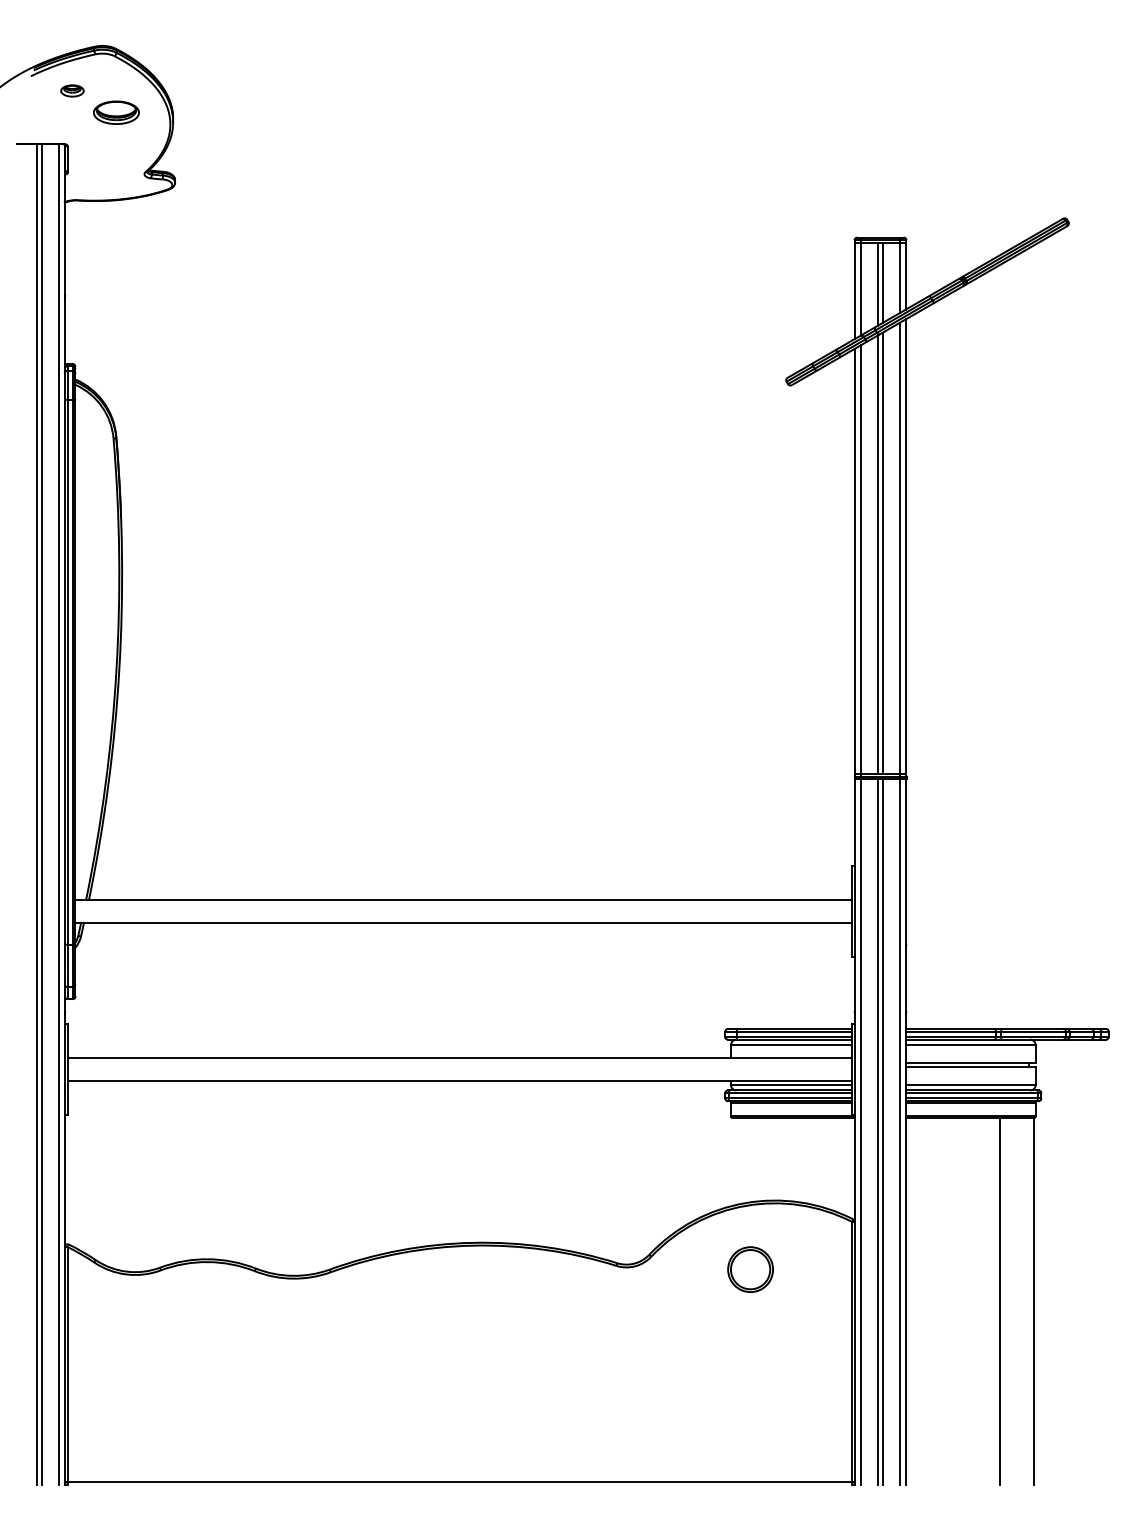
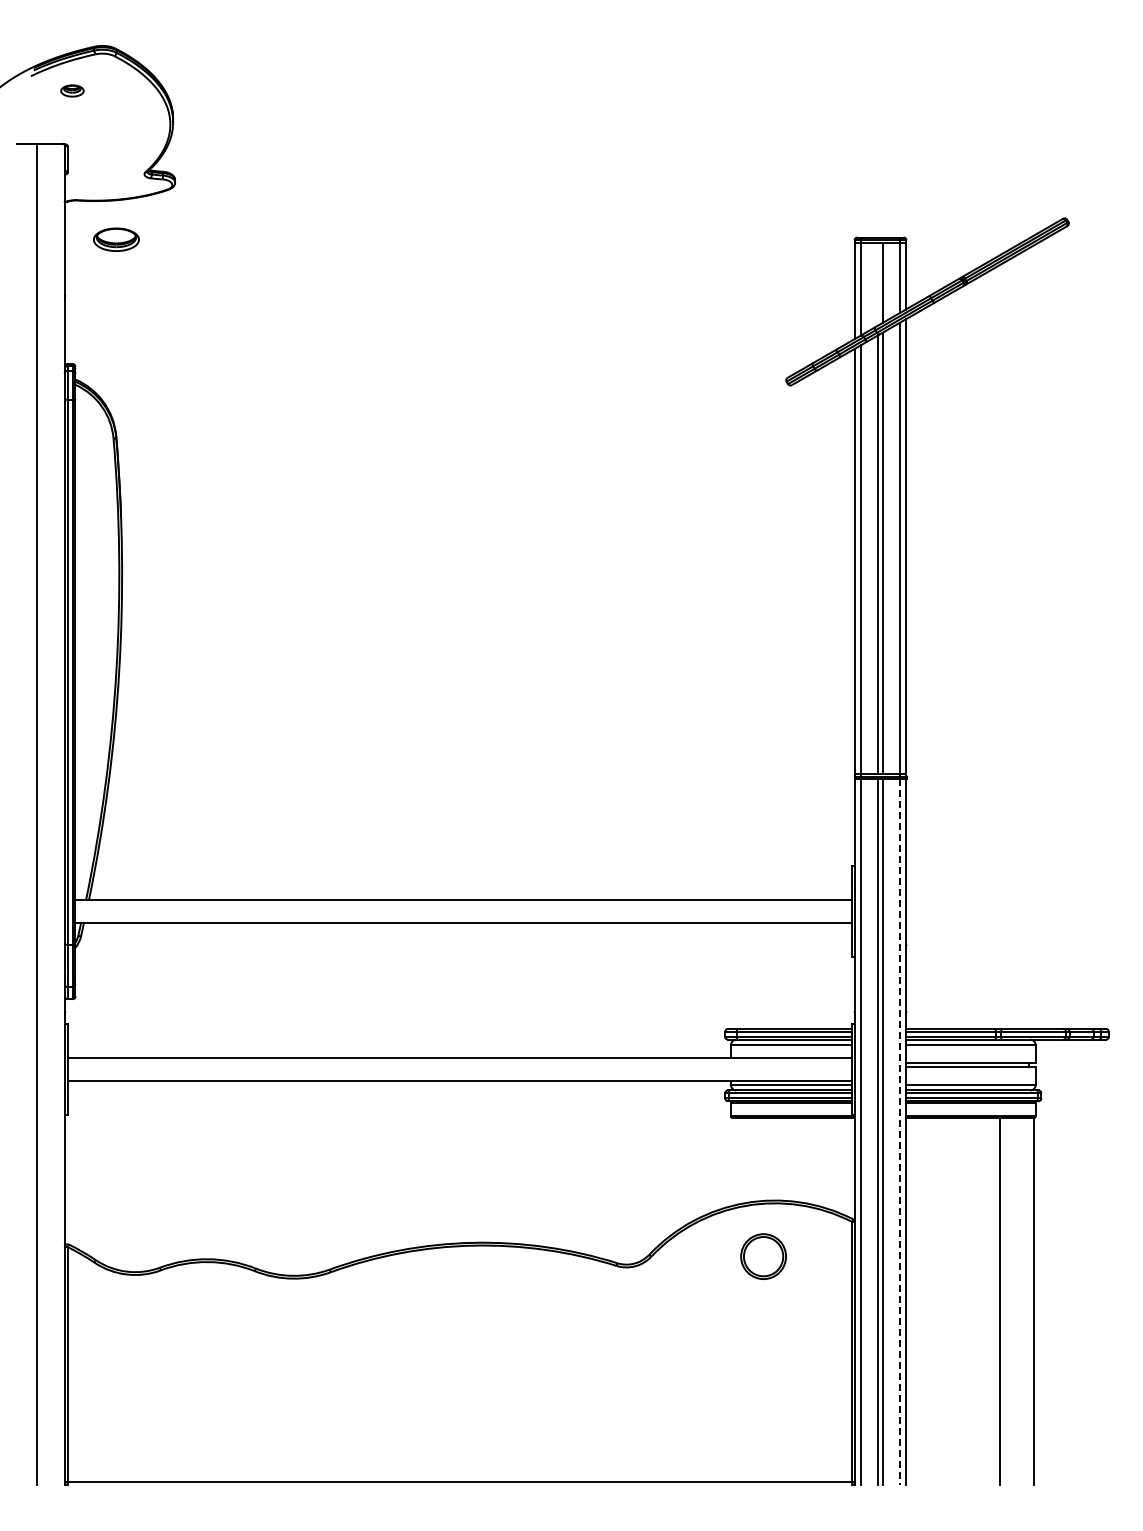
part position: (116, 112) -> (116, 239) (116, 239)
line: present -> none (878, 284)
line: present -> none (41, 814)
line: present -> none (59, 814)
line: solid -> dashed (900, 1132)
part position: (750, 1269) -> (763, 1256) (763, 1256)
